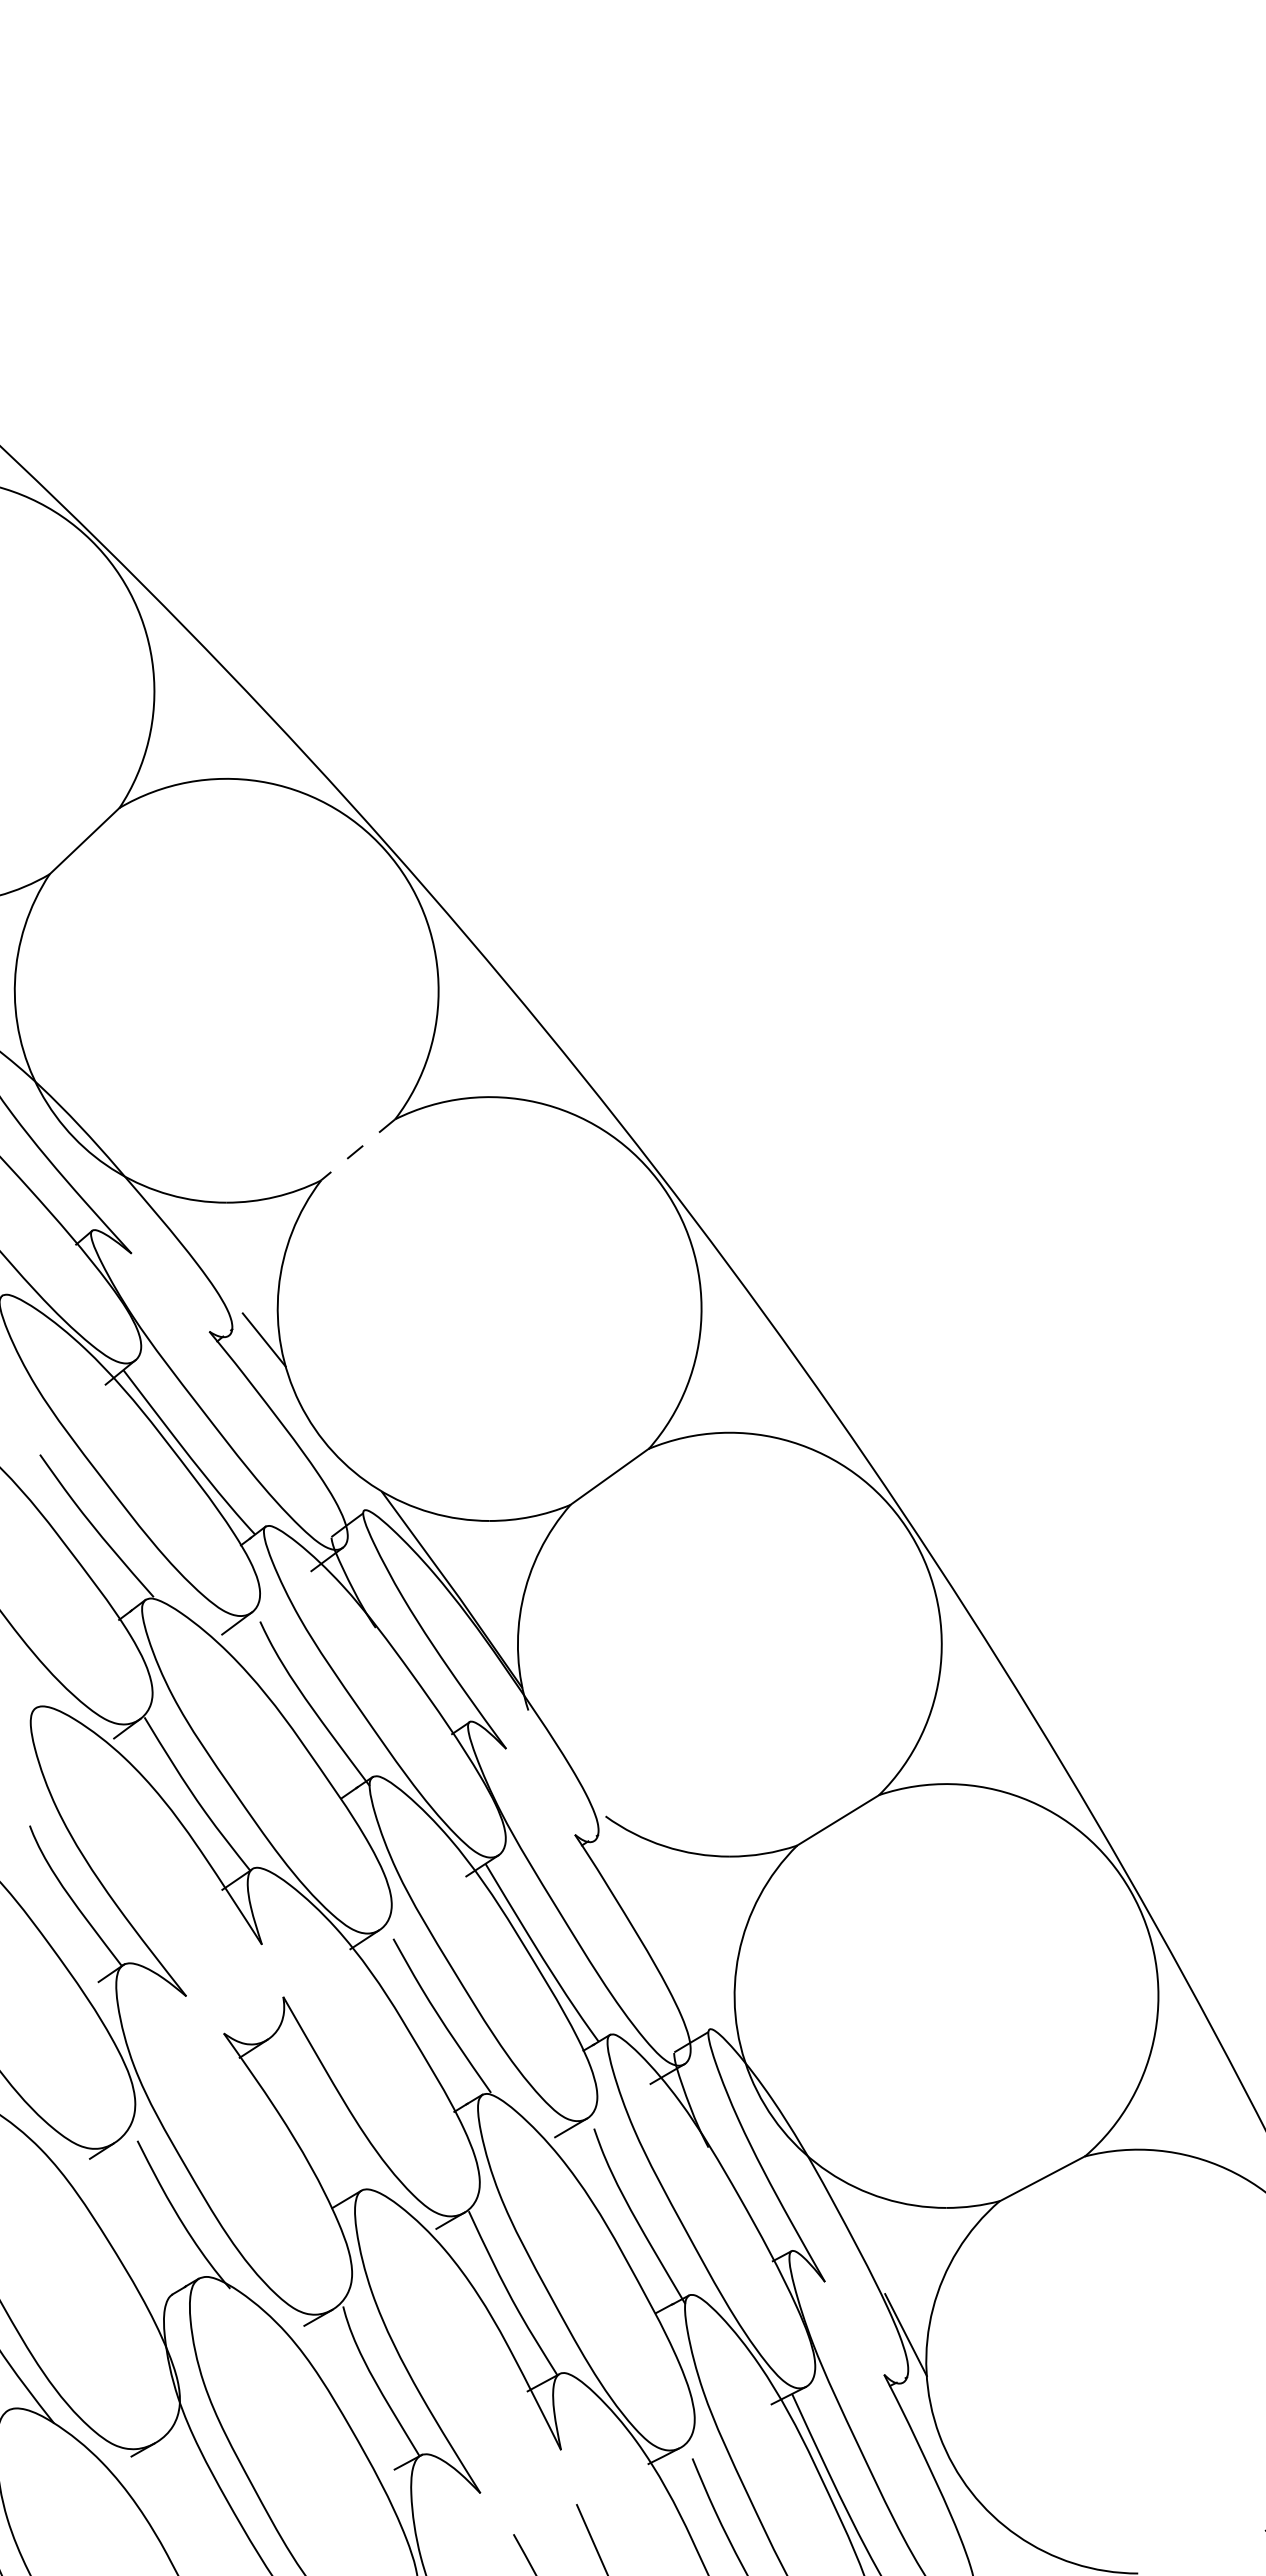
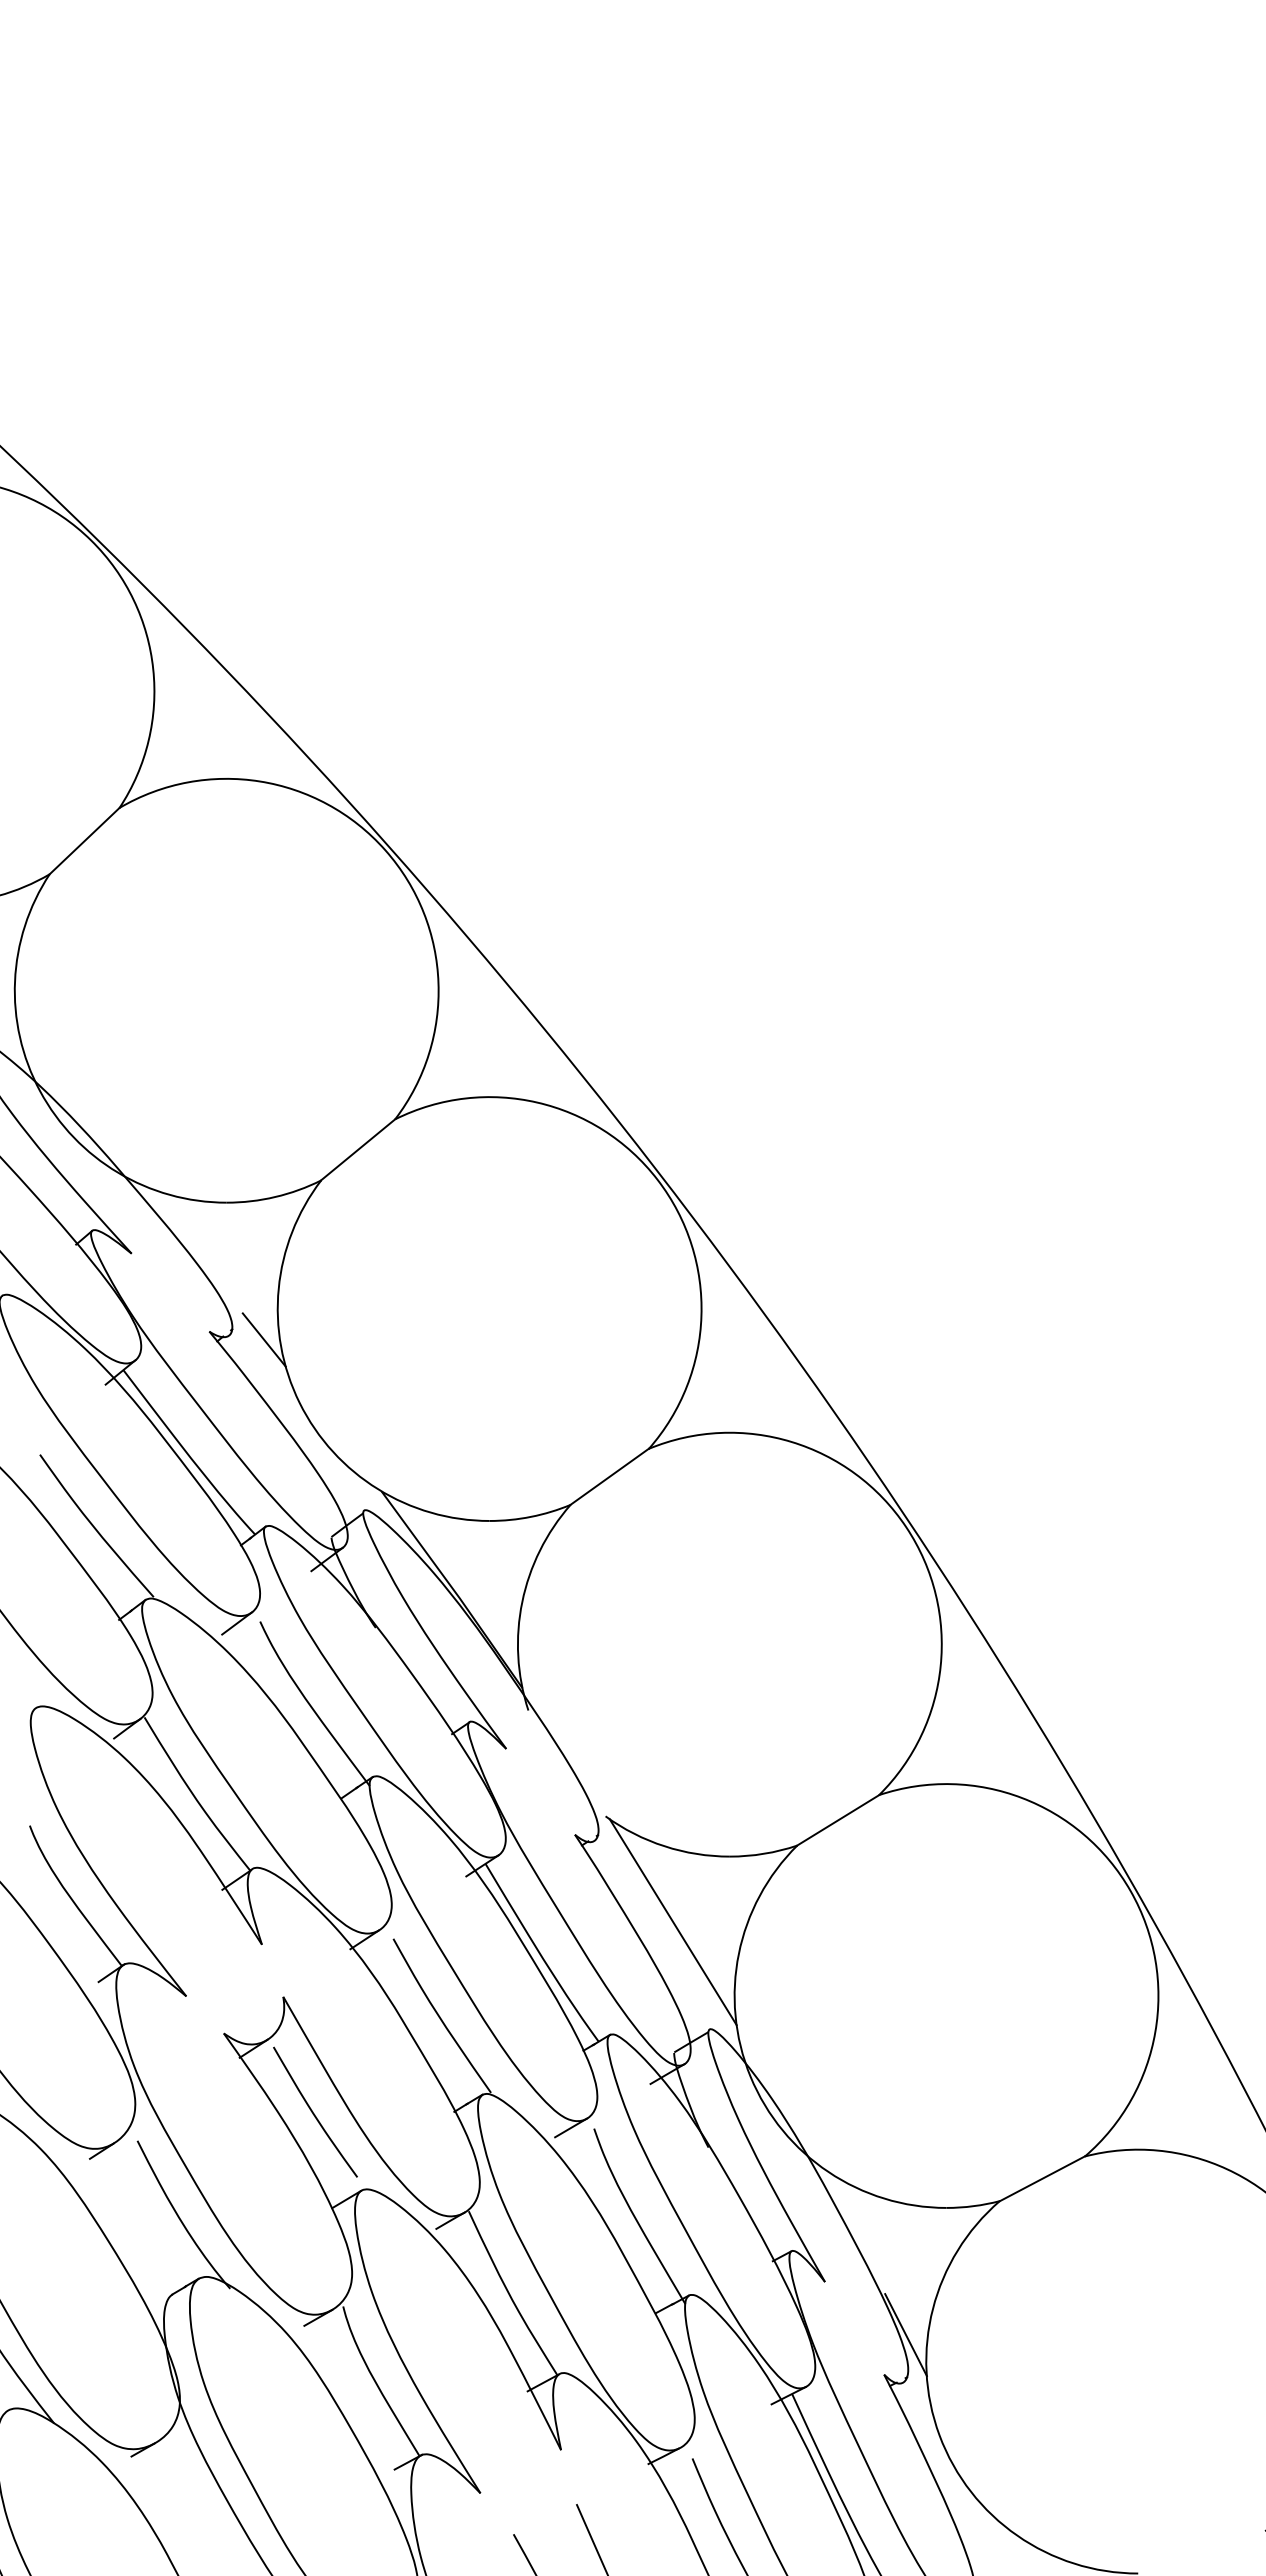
line: dashed -> solid (358, 1149)
line: none -> present (672, 1922)
curve: none -> present (313, 2111)
